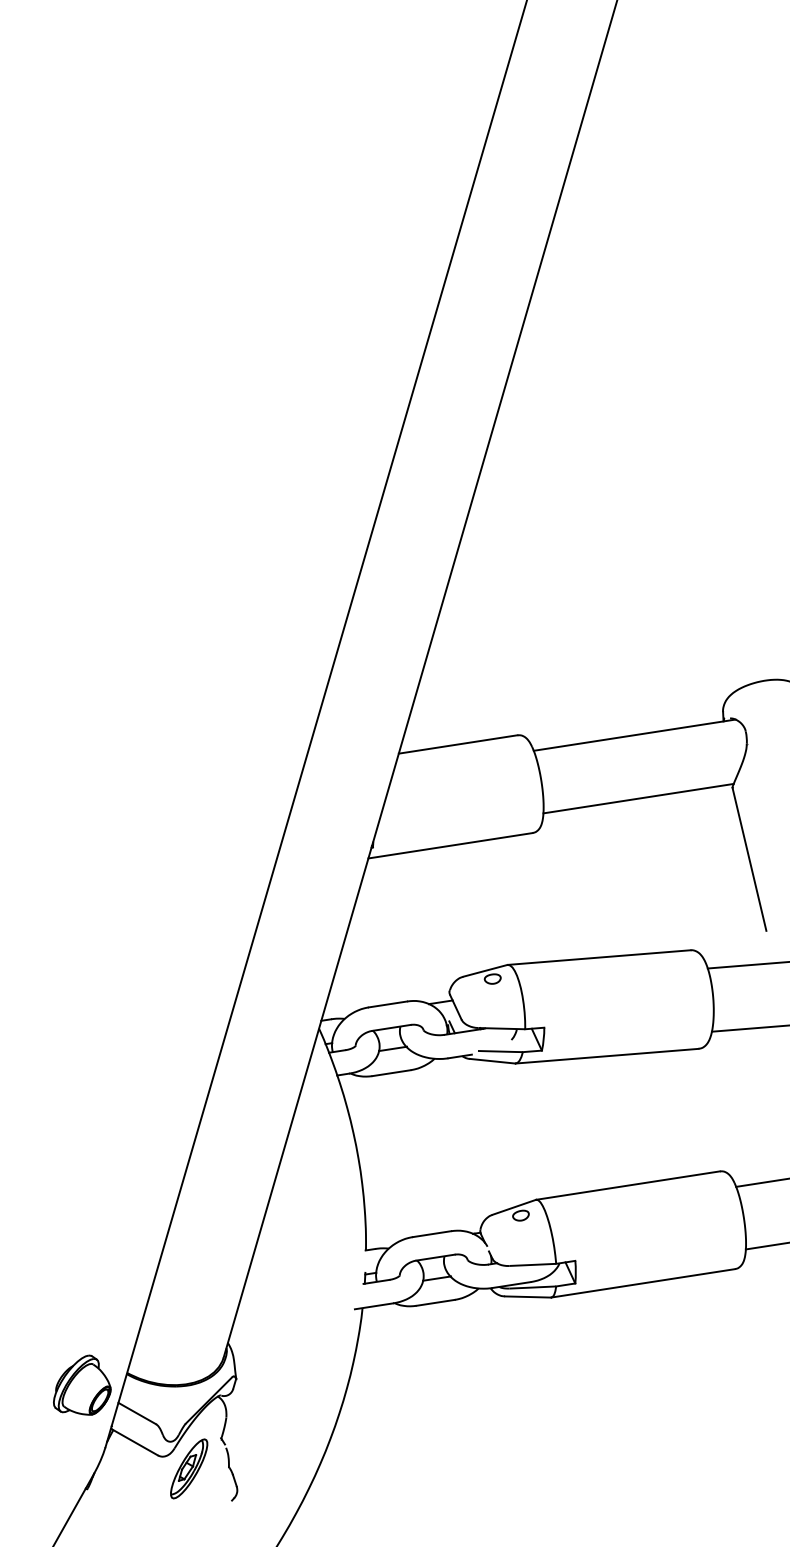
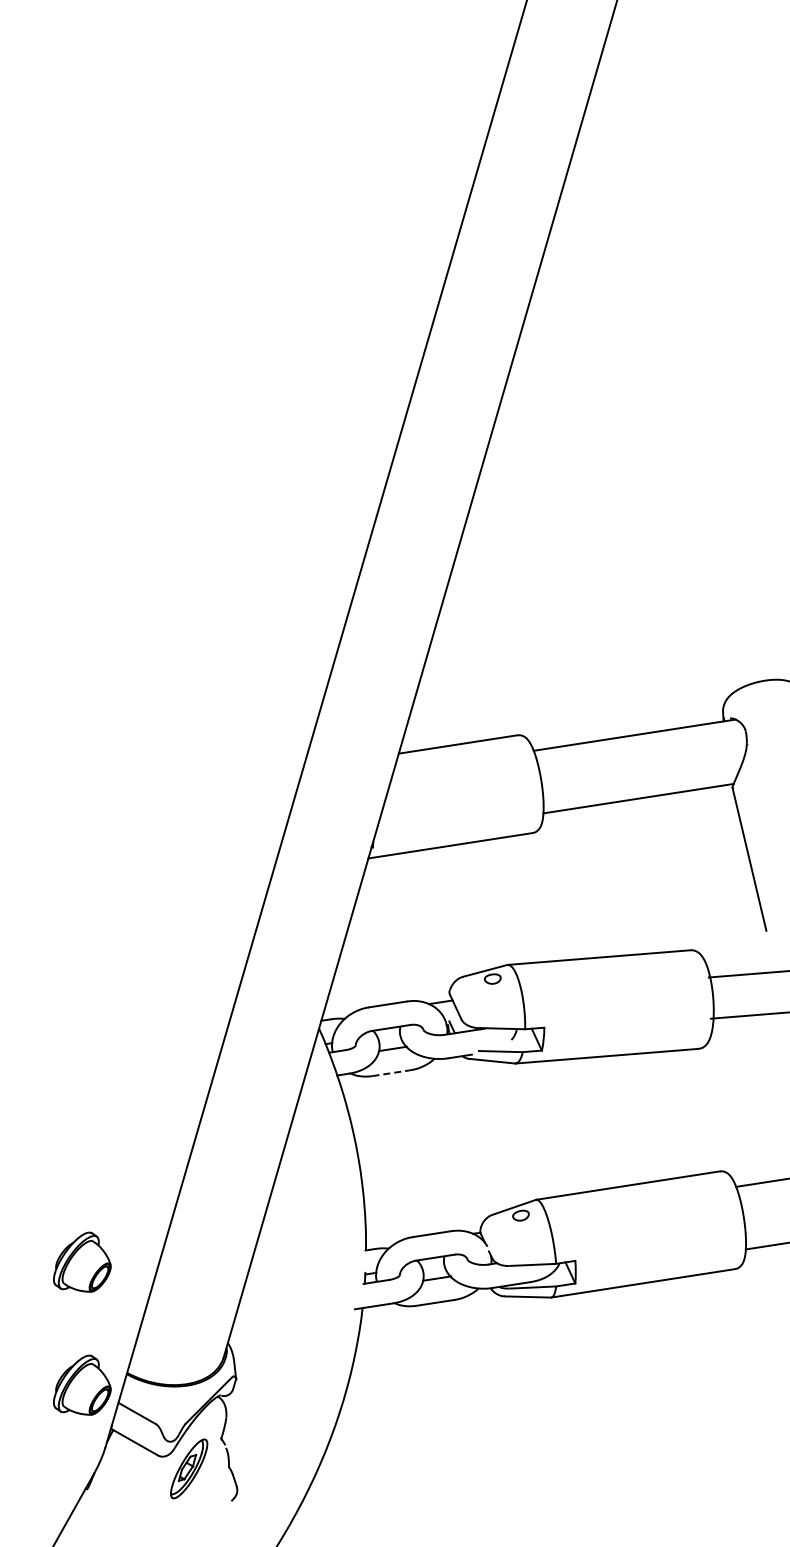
line position: (746, 965) -> (747, 974) (747, 974)
line position: (748, 1028) -> (748, 1015) (748, 1015)
line: solid -> dashed (392, 1073)
part: none -> present (82, 1261)
